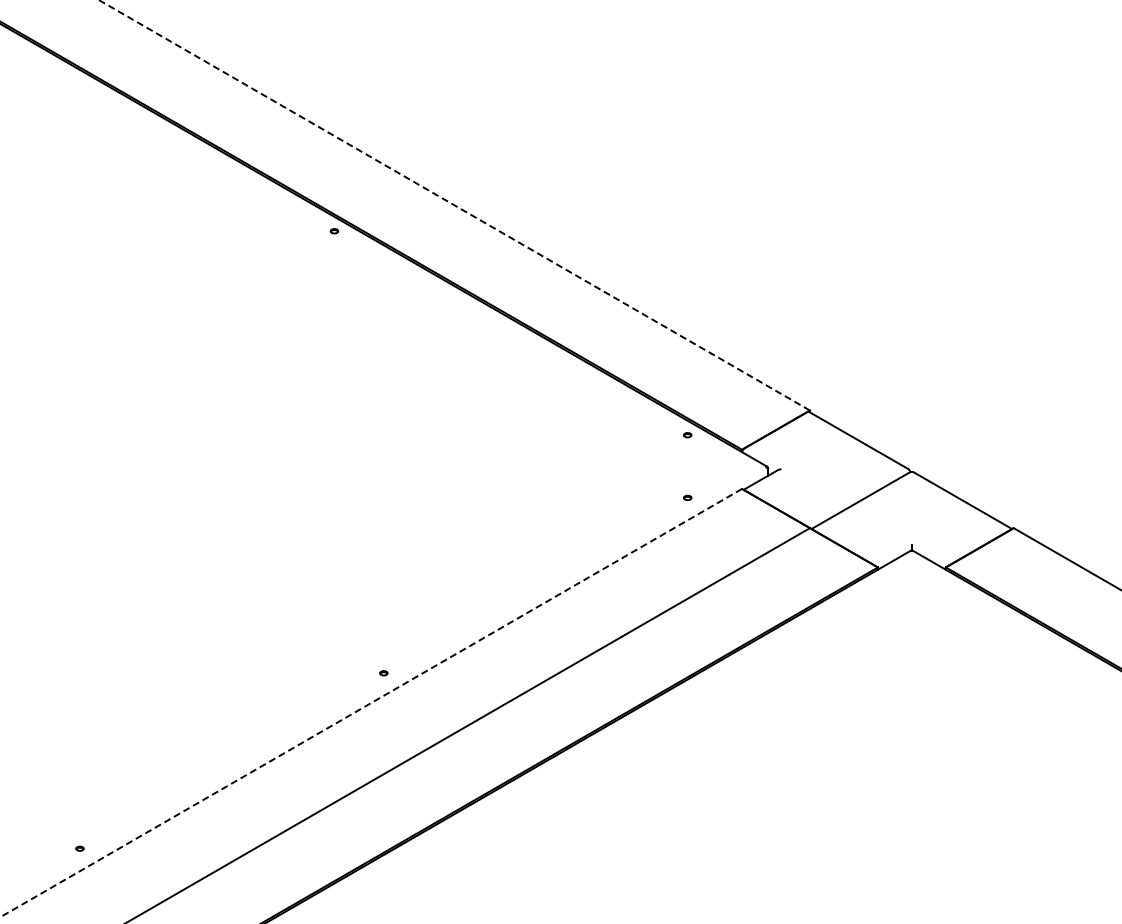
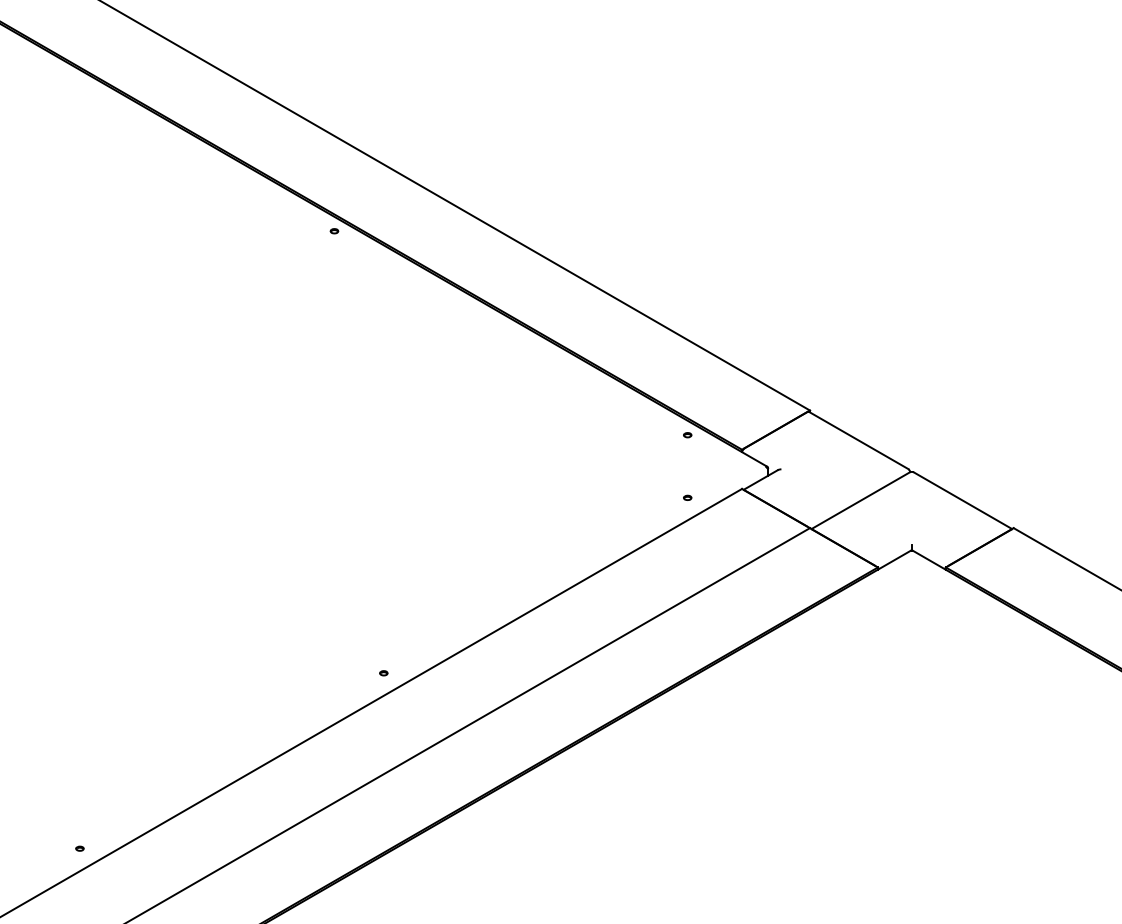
line: dashed -> solid (454, 205)
line: dashed -> solid (371, 702)
